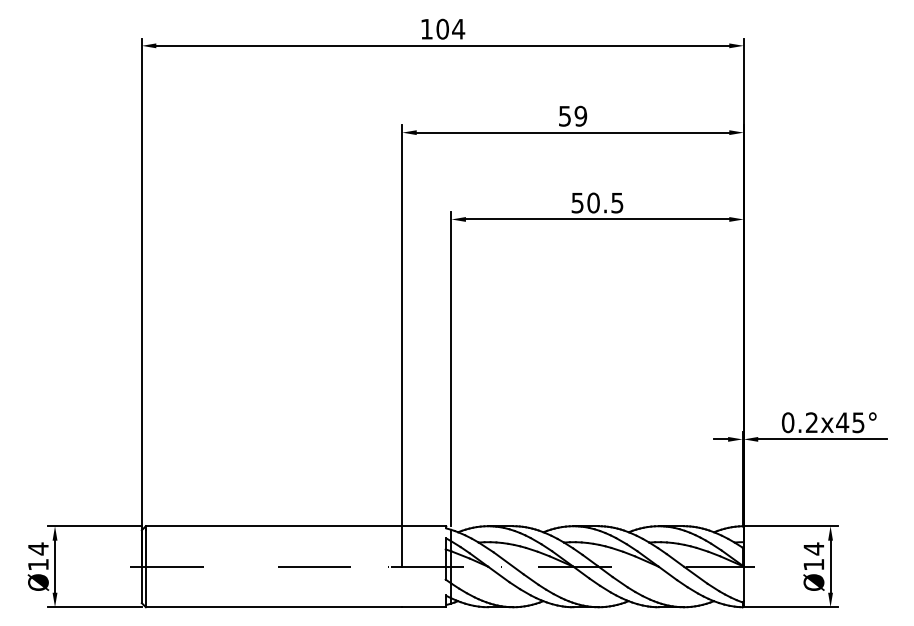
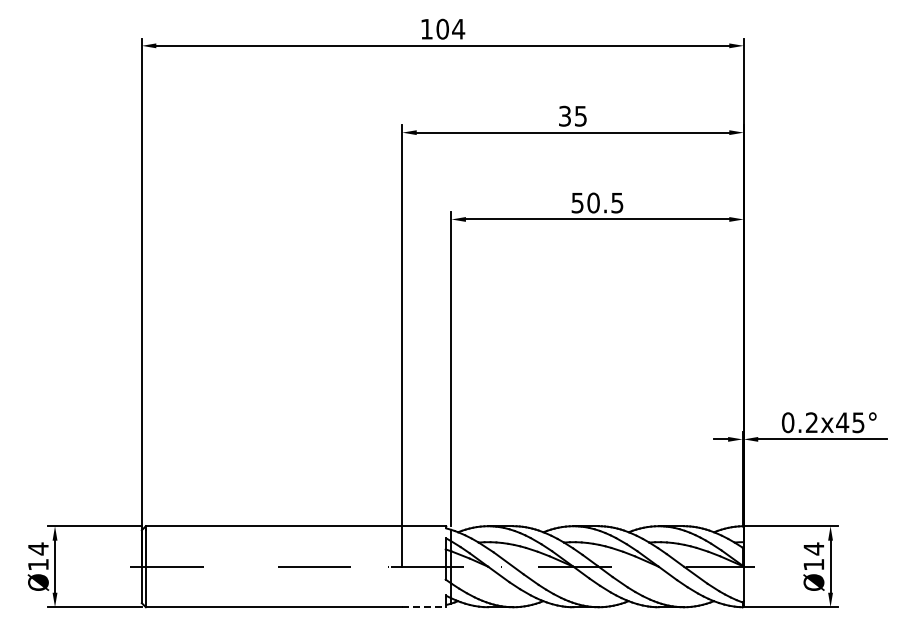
text: 59 -> 35 (573, 115)
line: solid -> dashed (423, 607)
